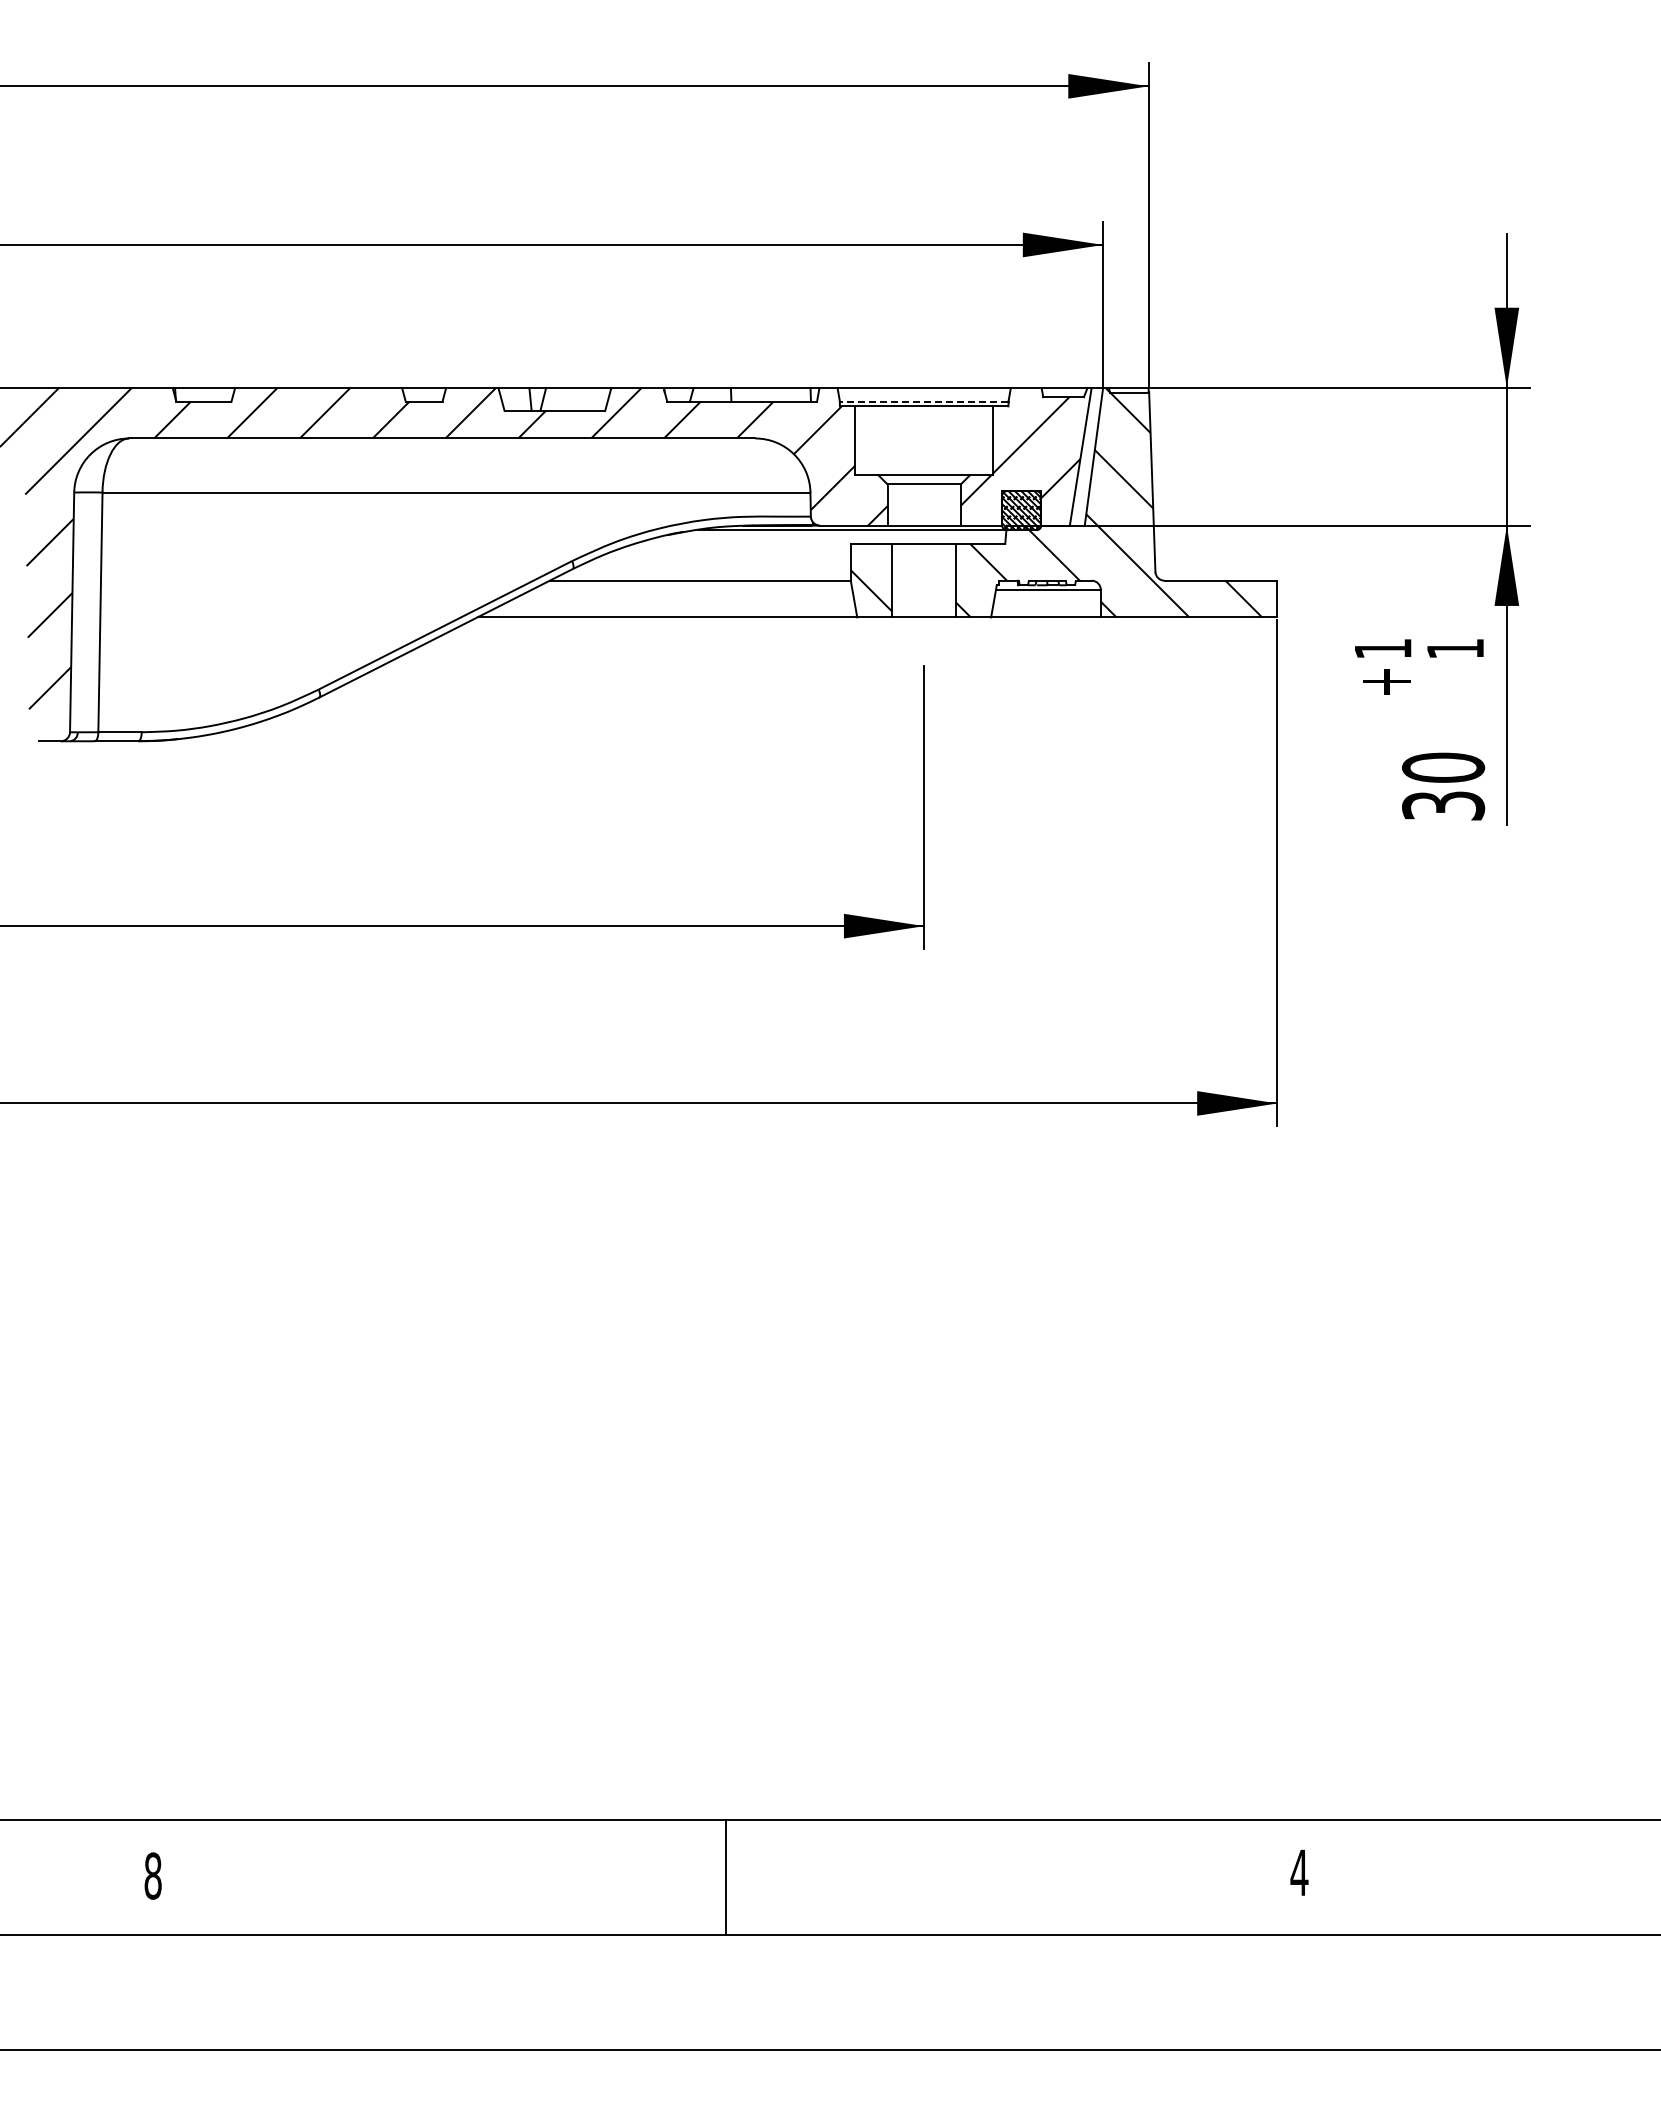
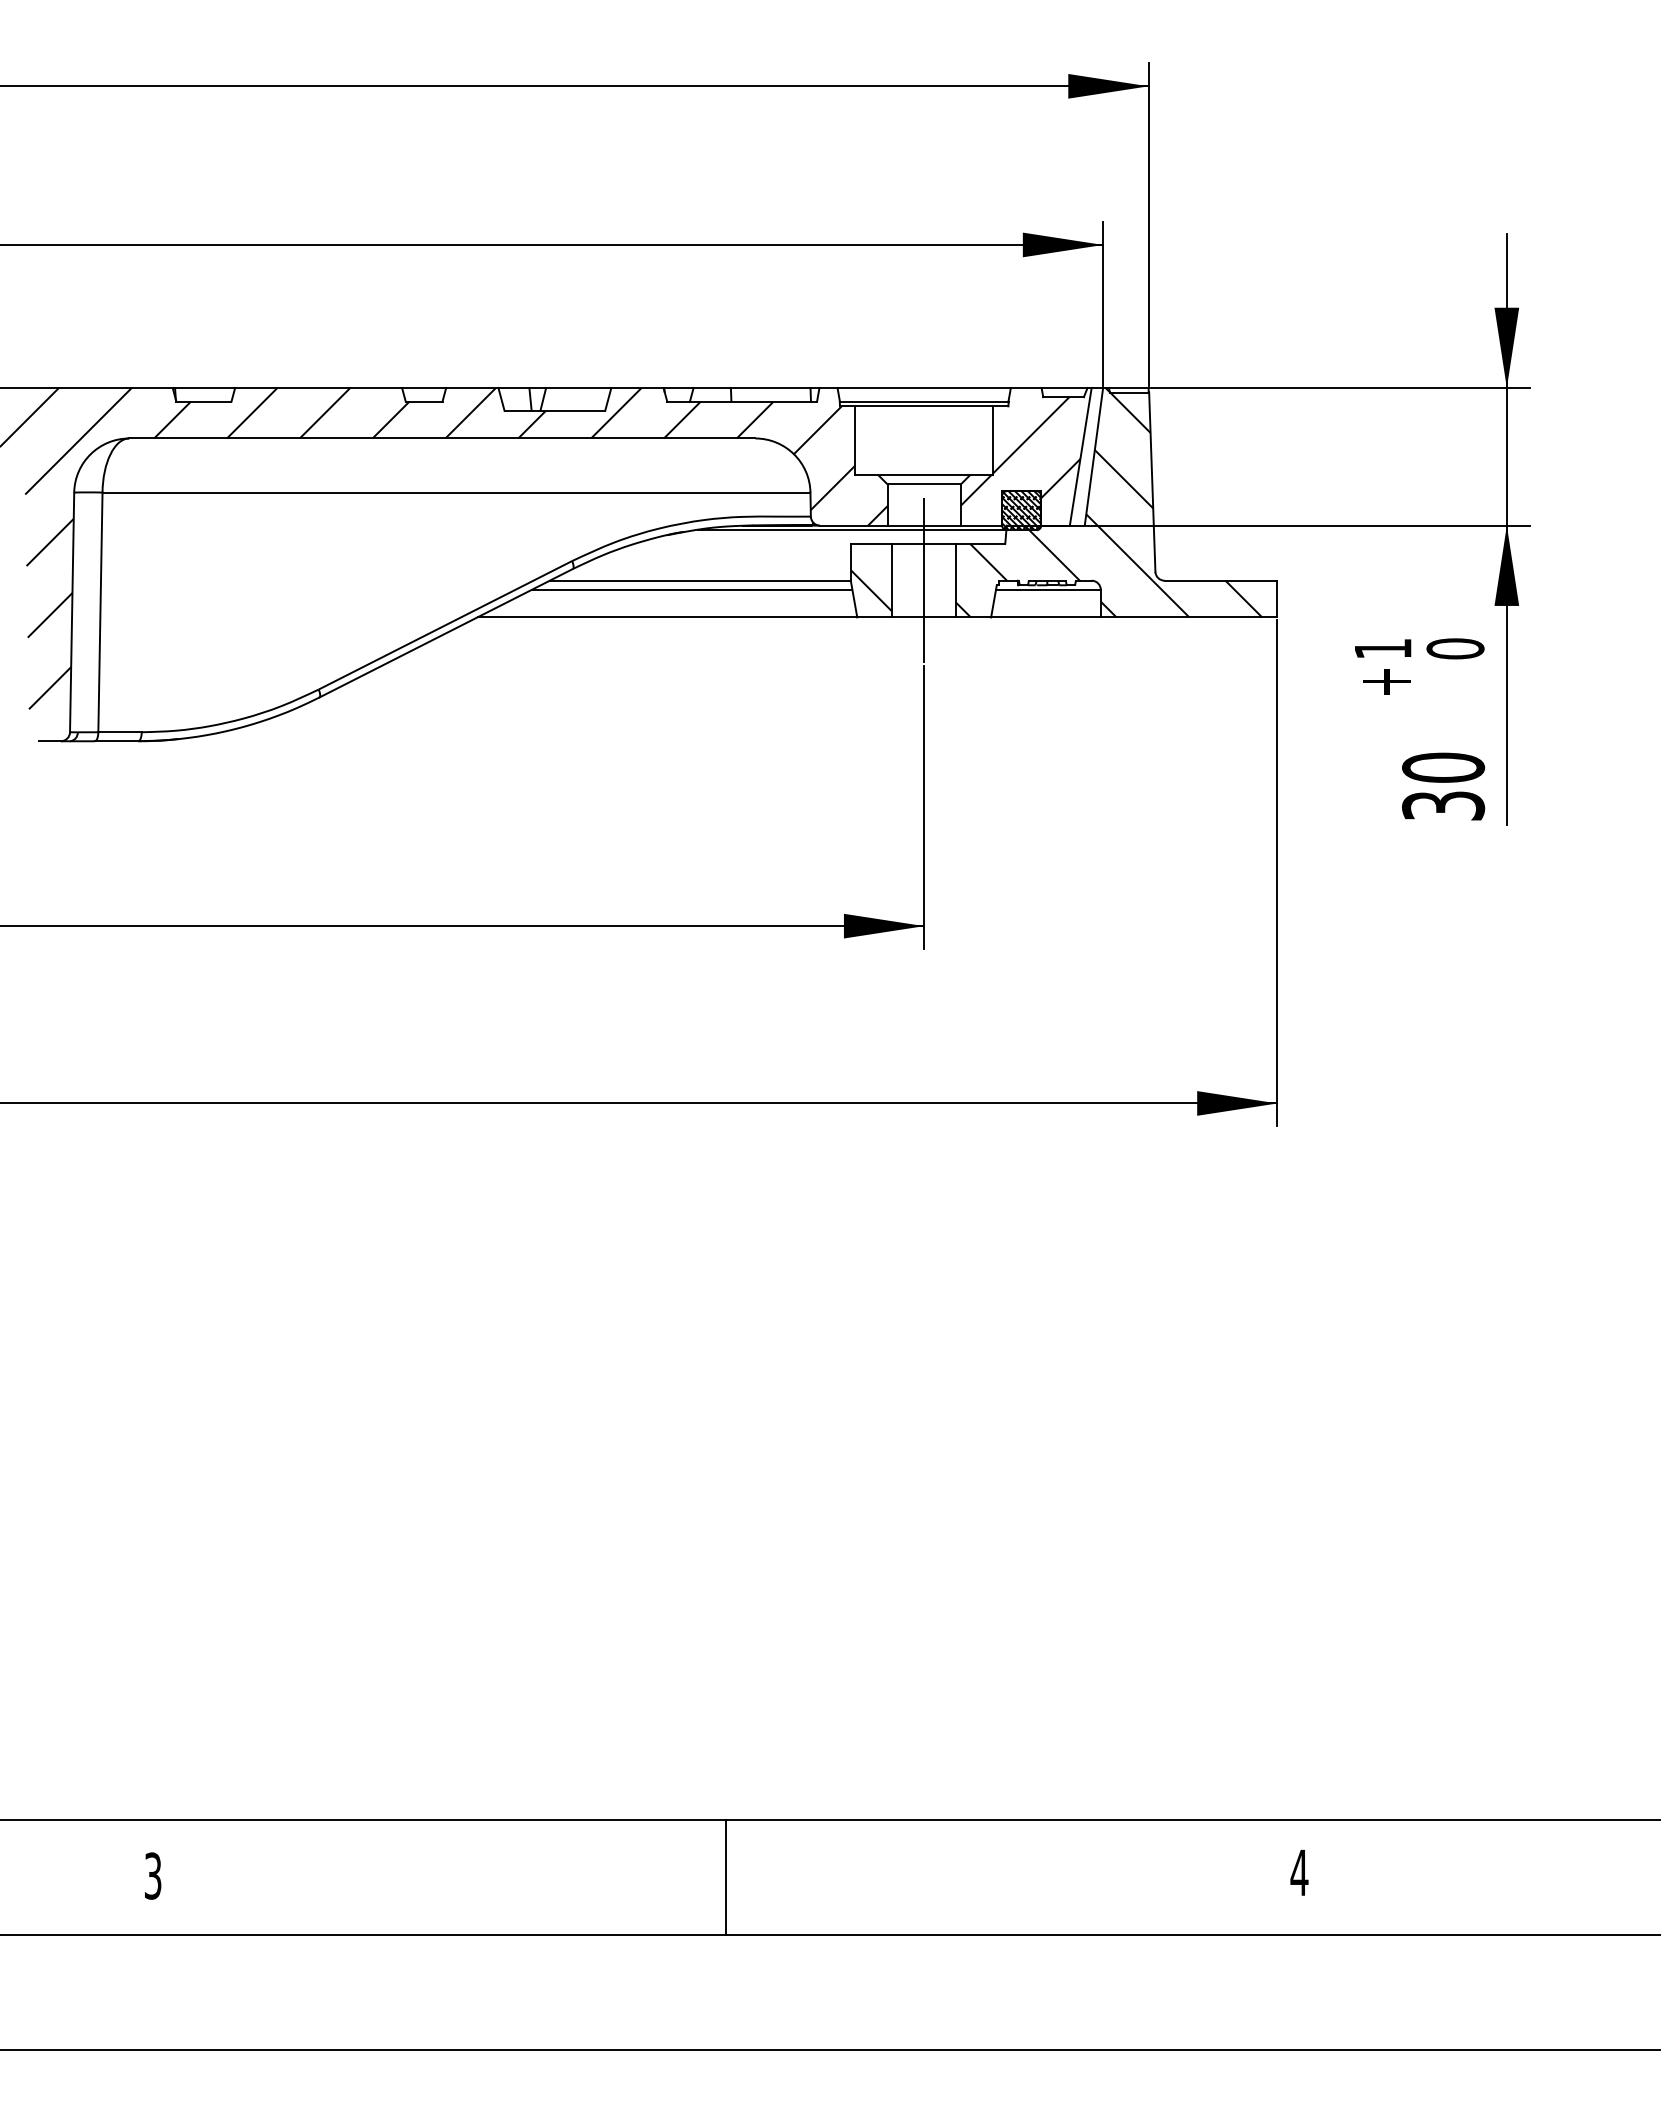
line: dashed -> solid (923, 401)
line: none -> present (924, 580)
line: none -> present (691, 589)
text: 1 -> 0 (1455, 648)
text: 8 -> 3 (152, 1875)
